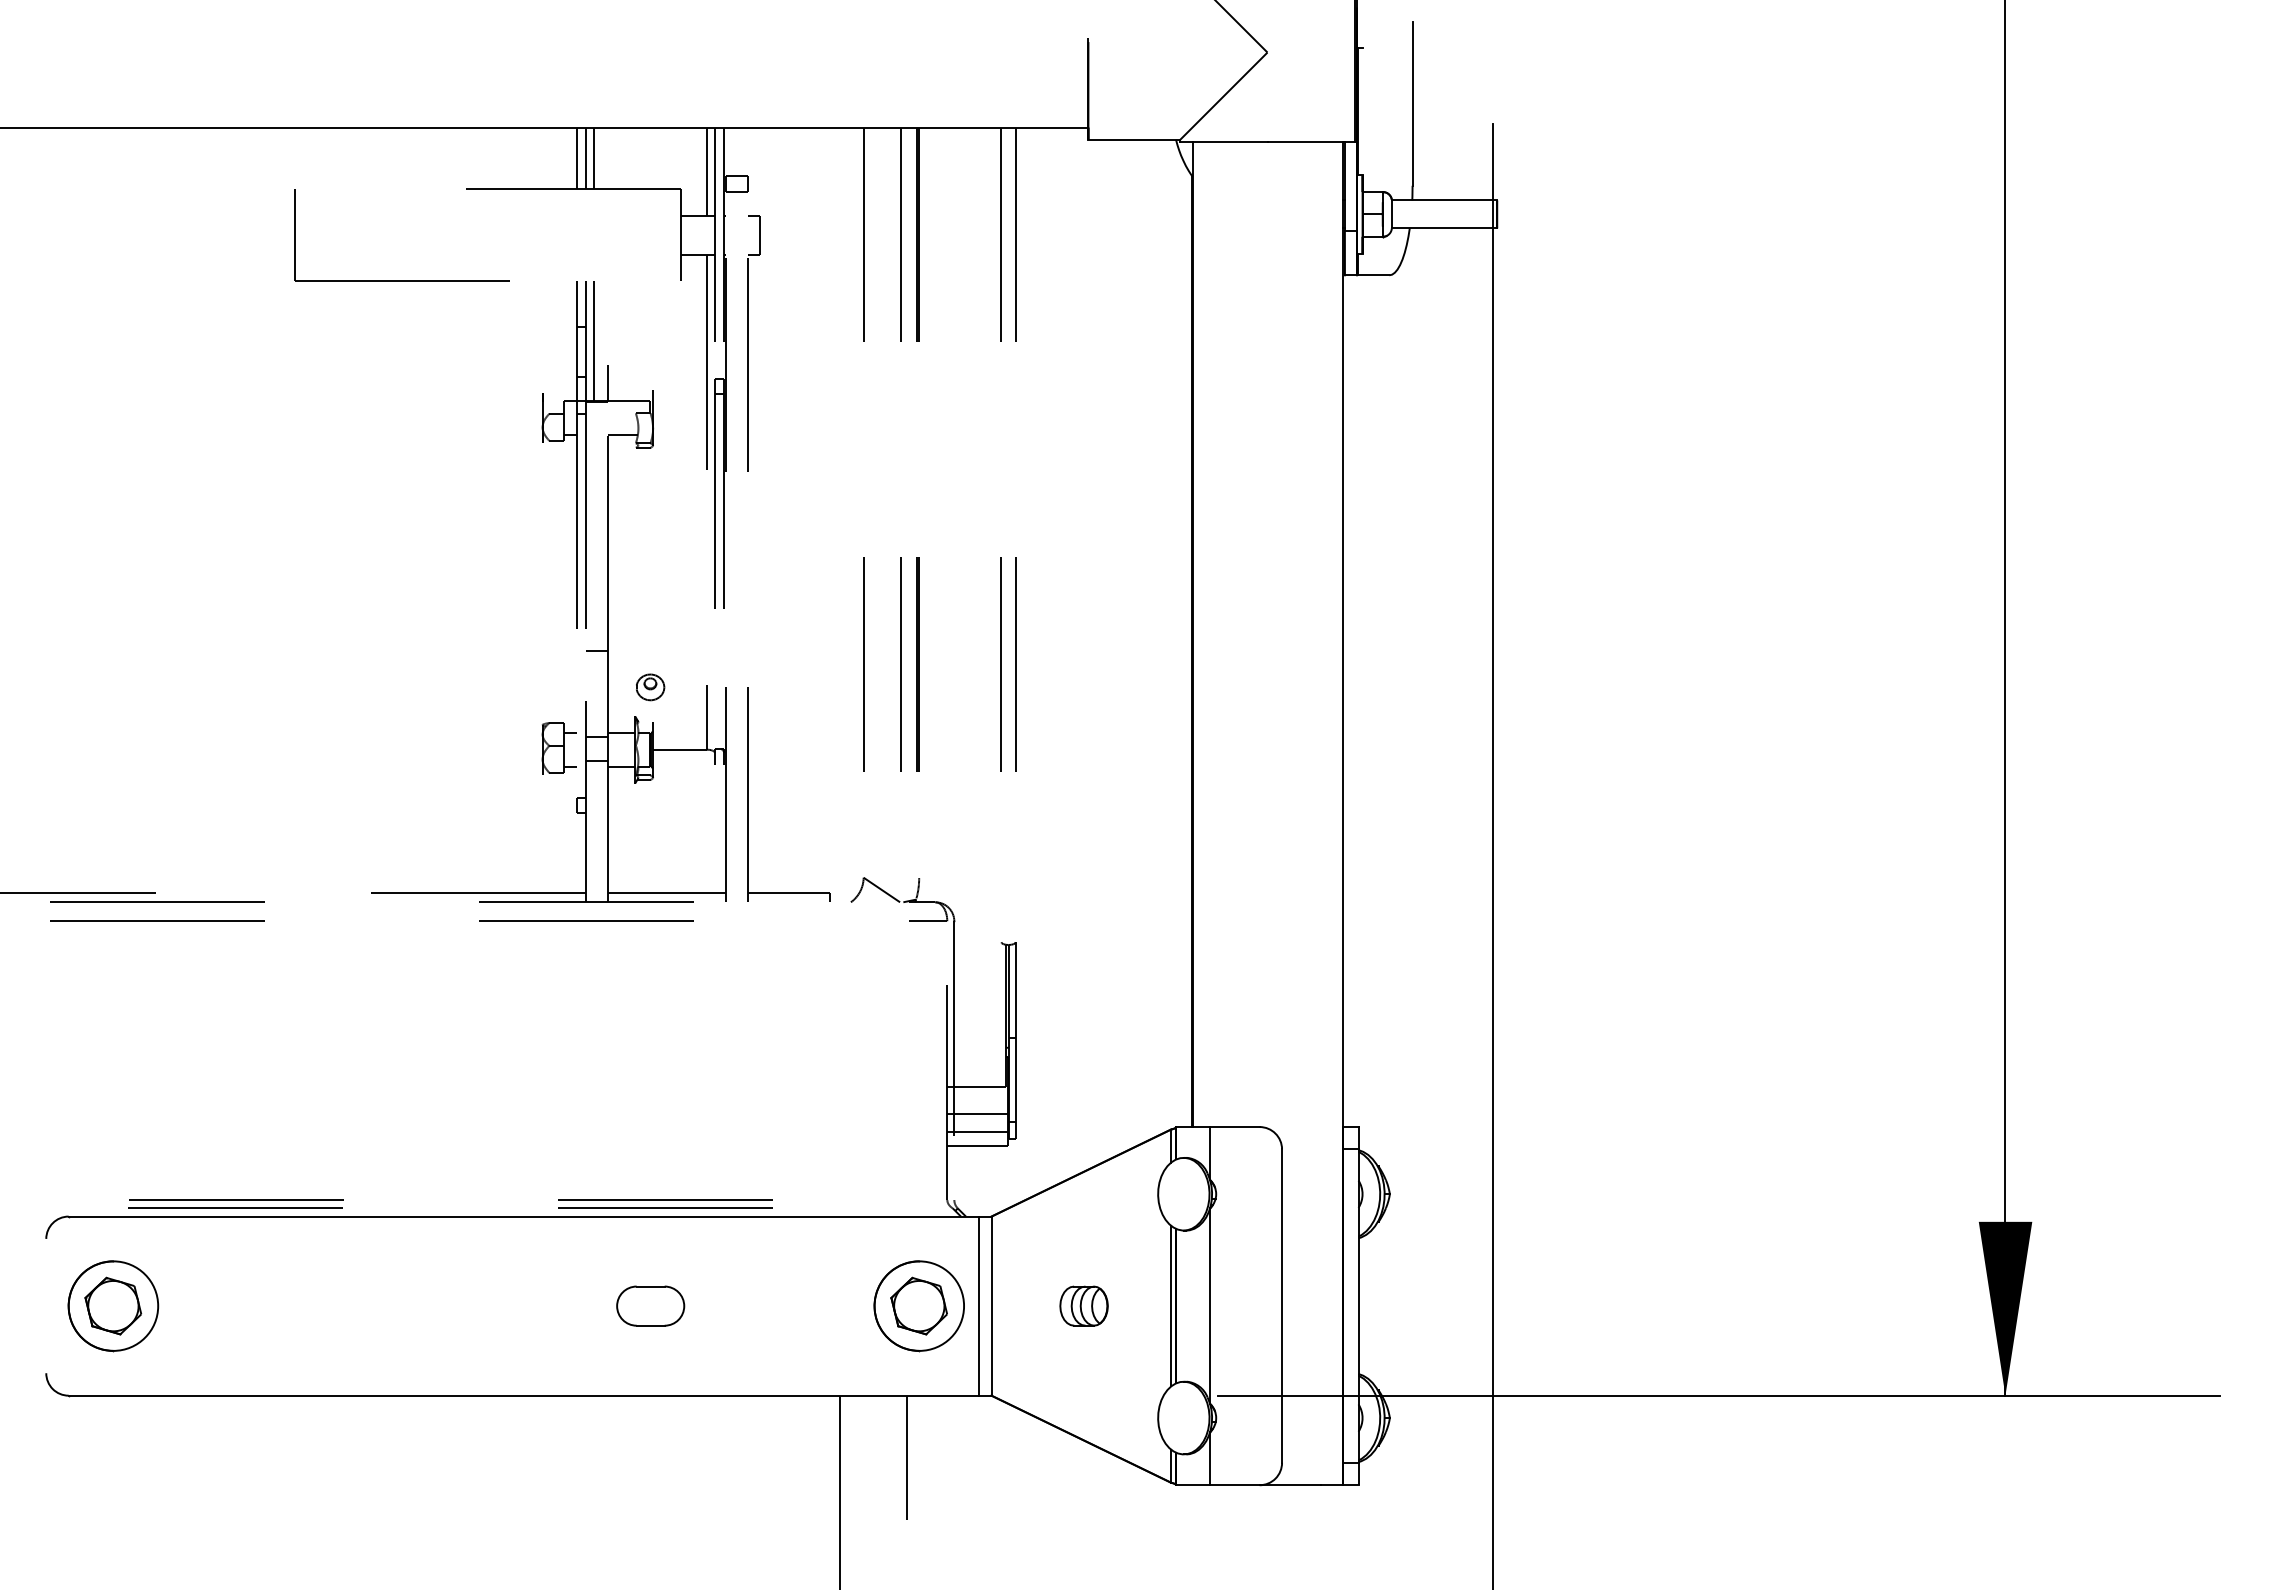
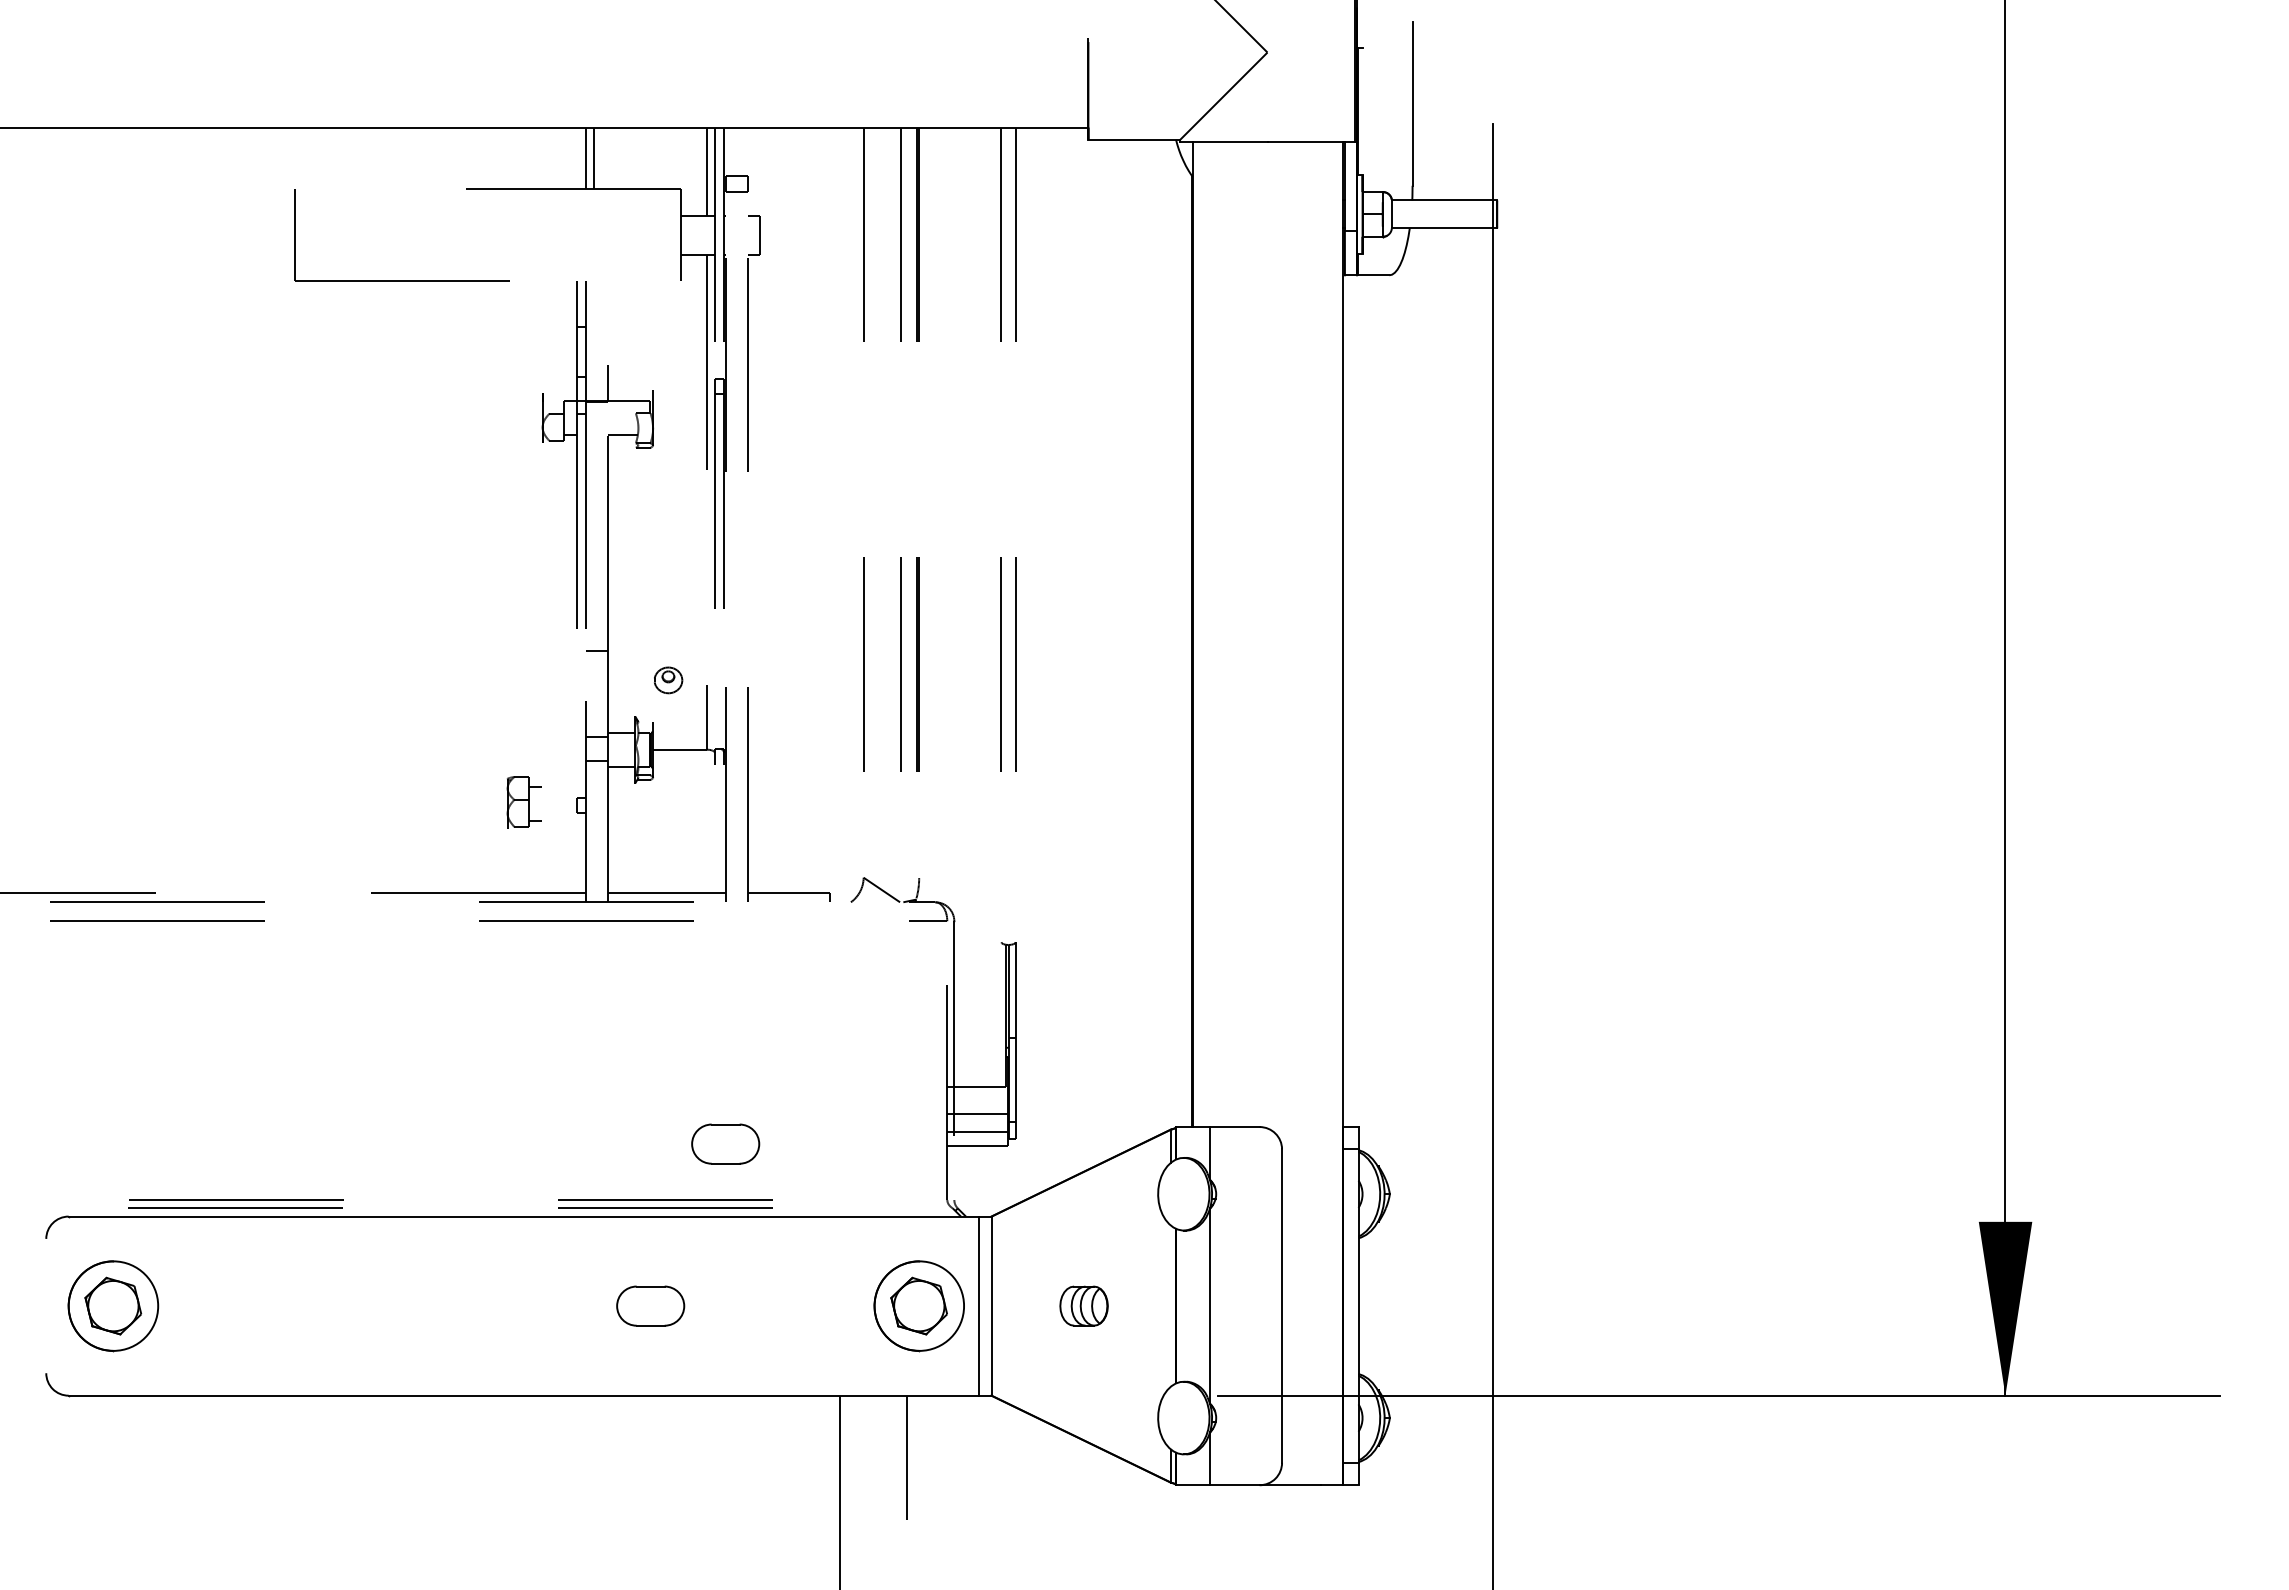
line: present -> none (576, 158)
line: present -> none (594, 341)
part position: (650, 687) -> (668, 680) (668, 680)
part position: (558, 748) -> (523, 802) (523, 802)
part: none -> present (725, 1143)
line: present -> none (1171, 1305)
